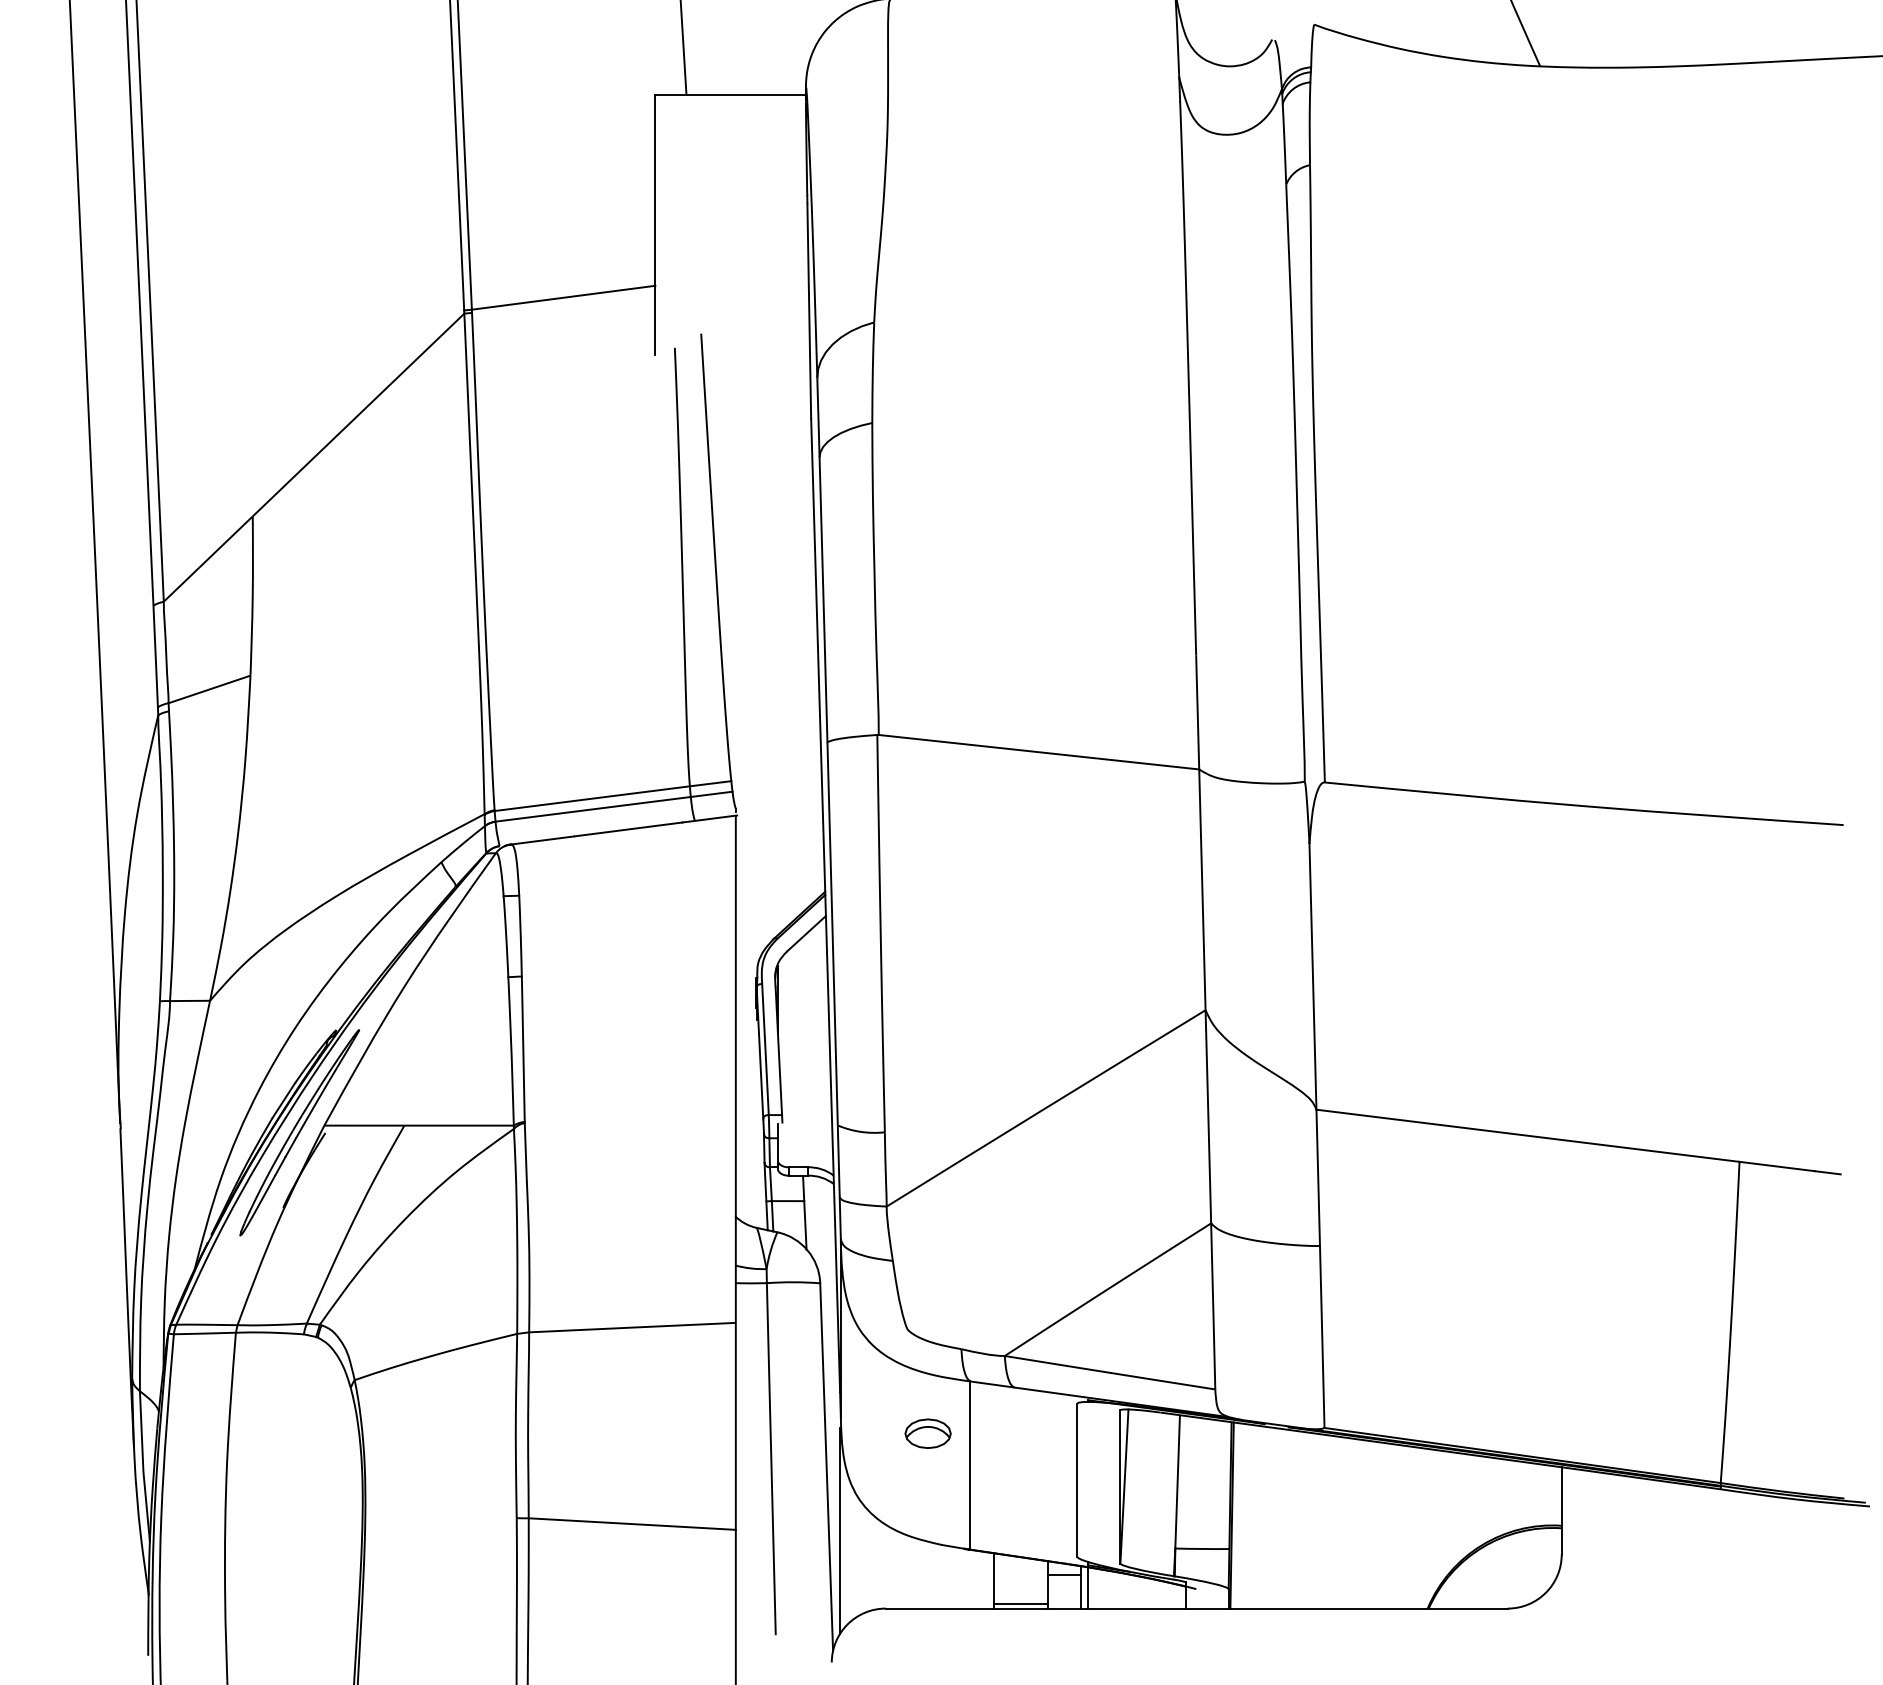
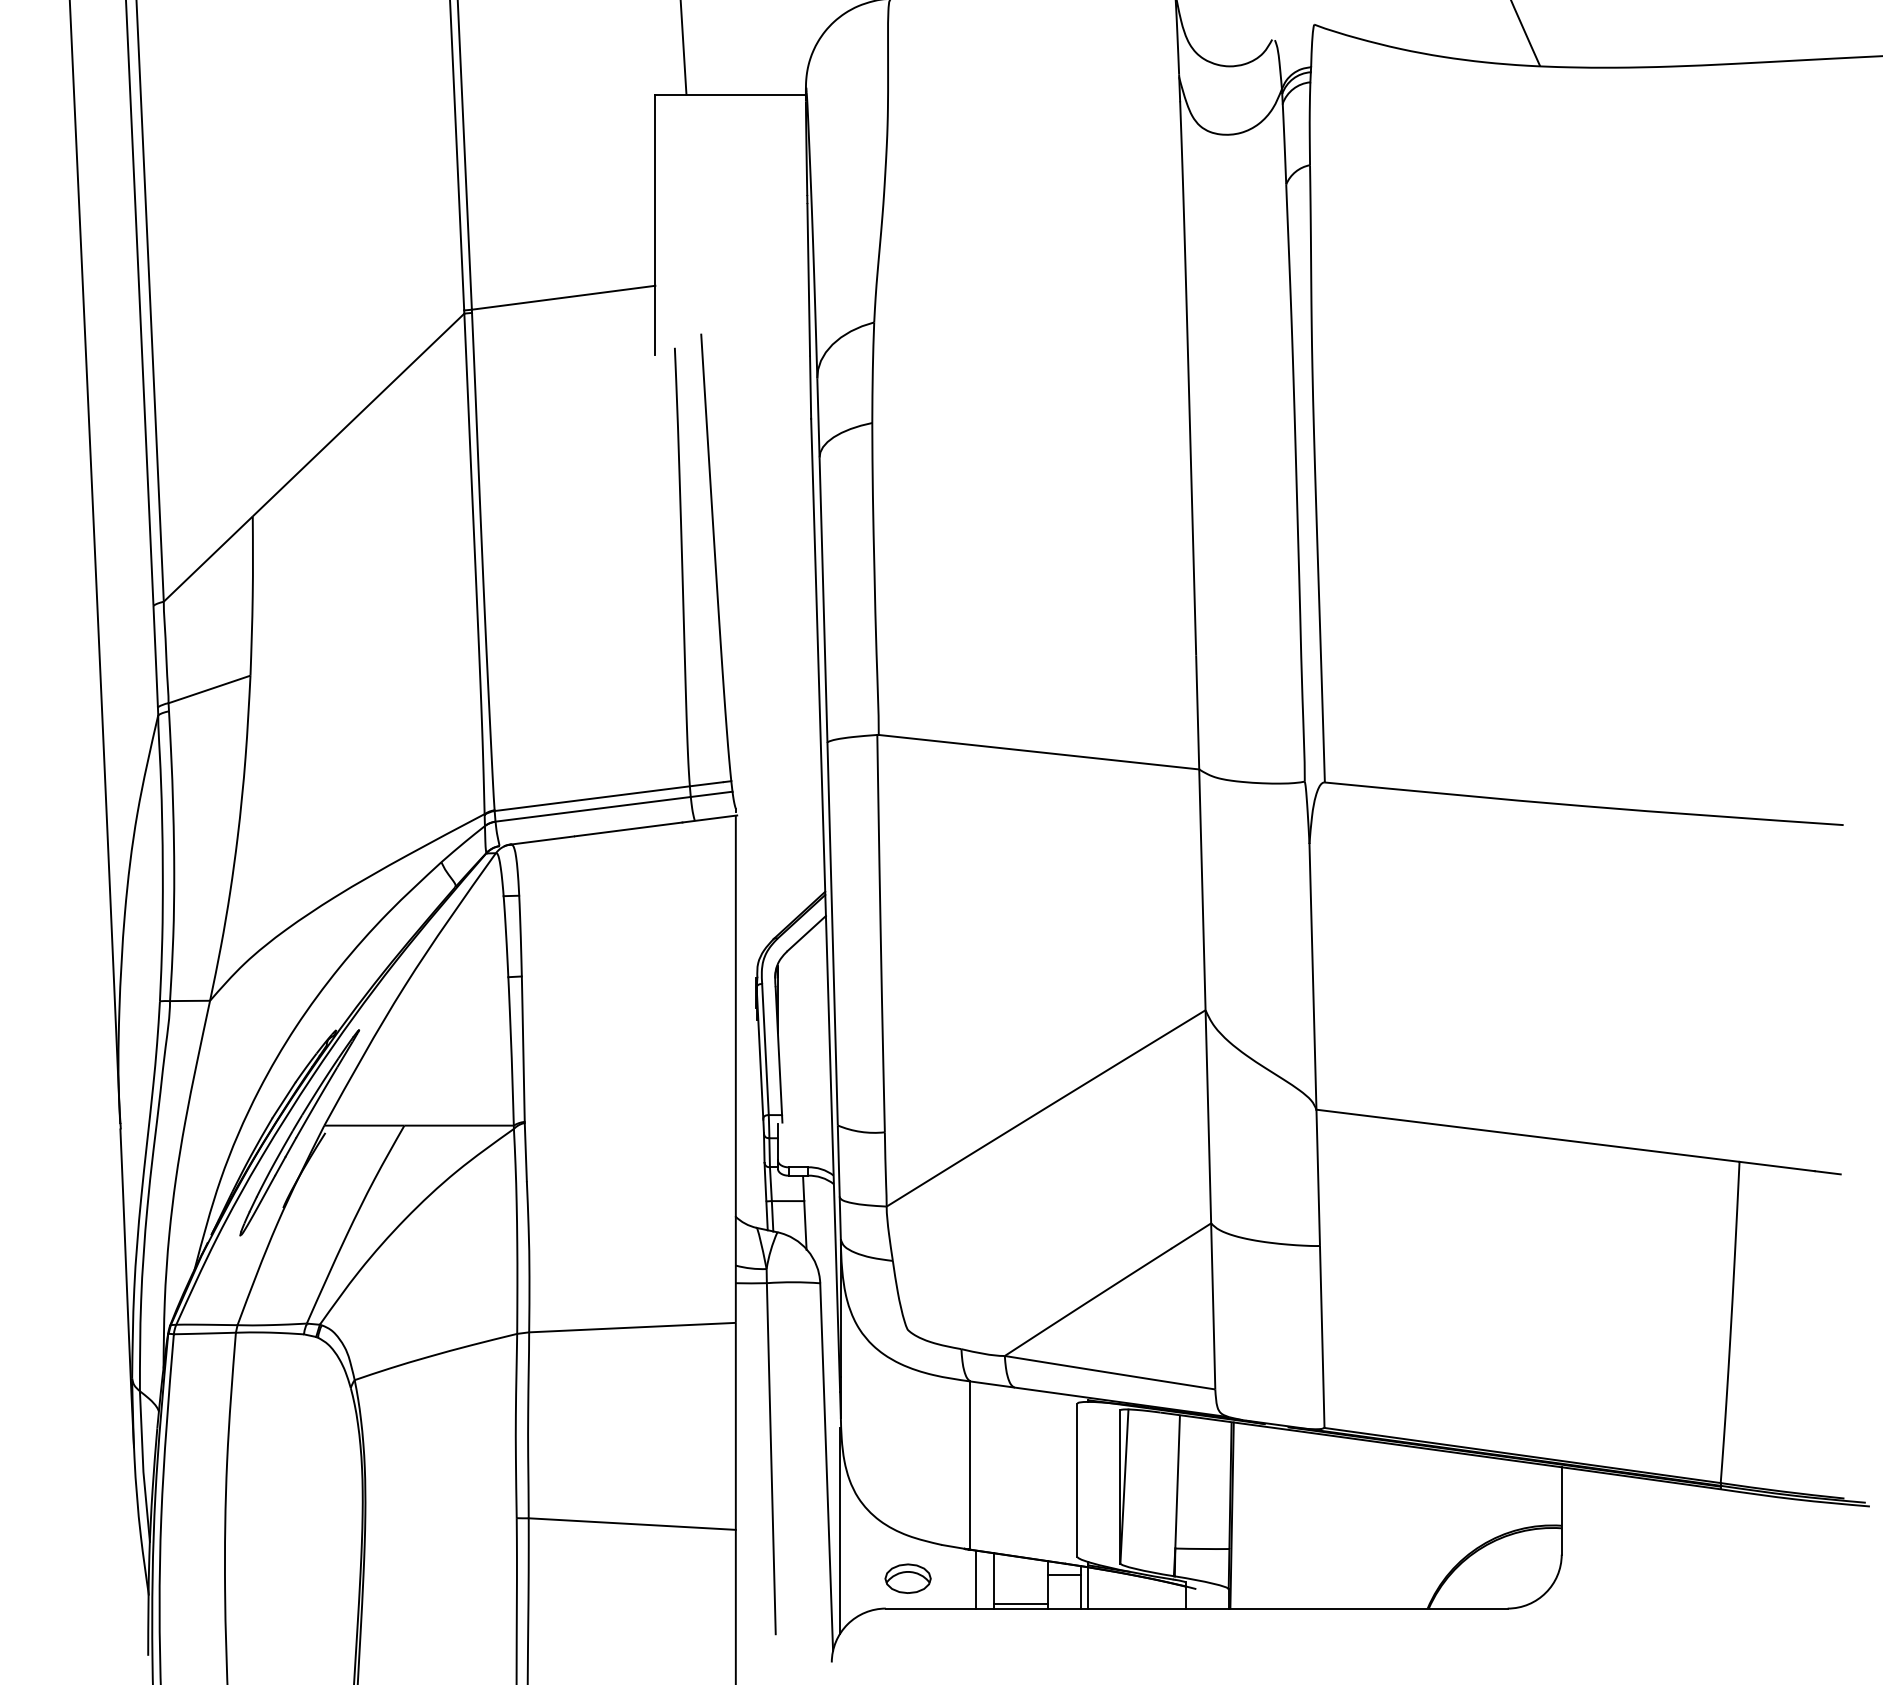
part position: (927, 1433) -> (907, 1578) (907, 1578)
line: none -> present (976, 1579)
